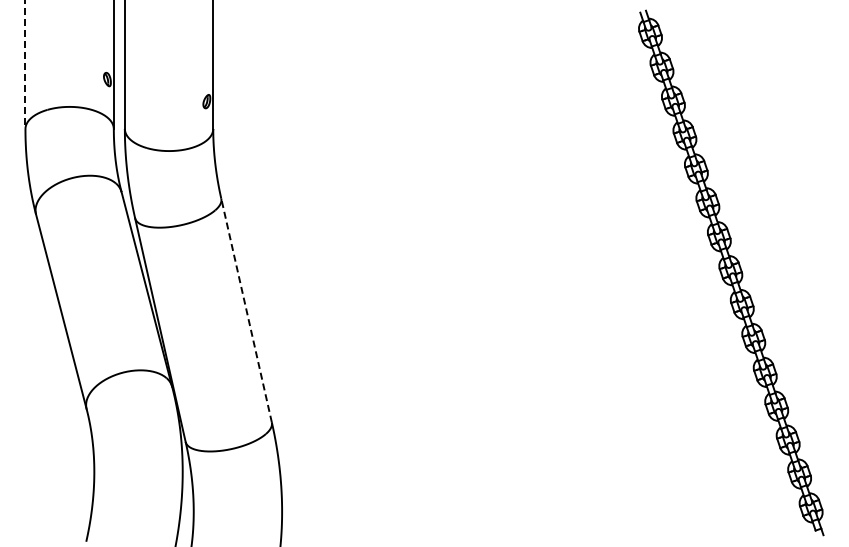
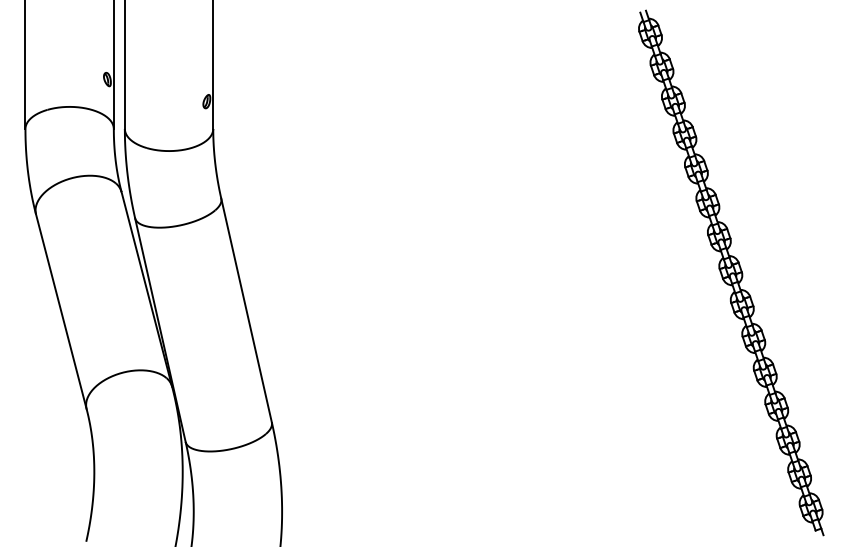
line: dashed -> solid (25, 65)
line: dashed -> solid (246, 310)
